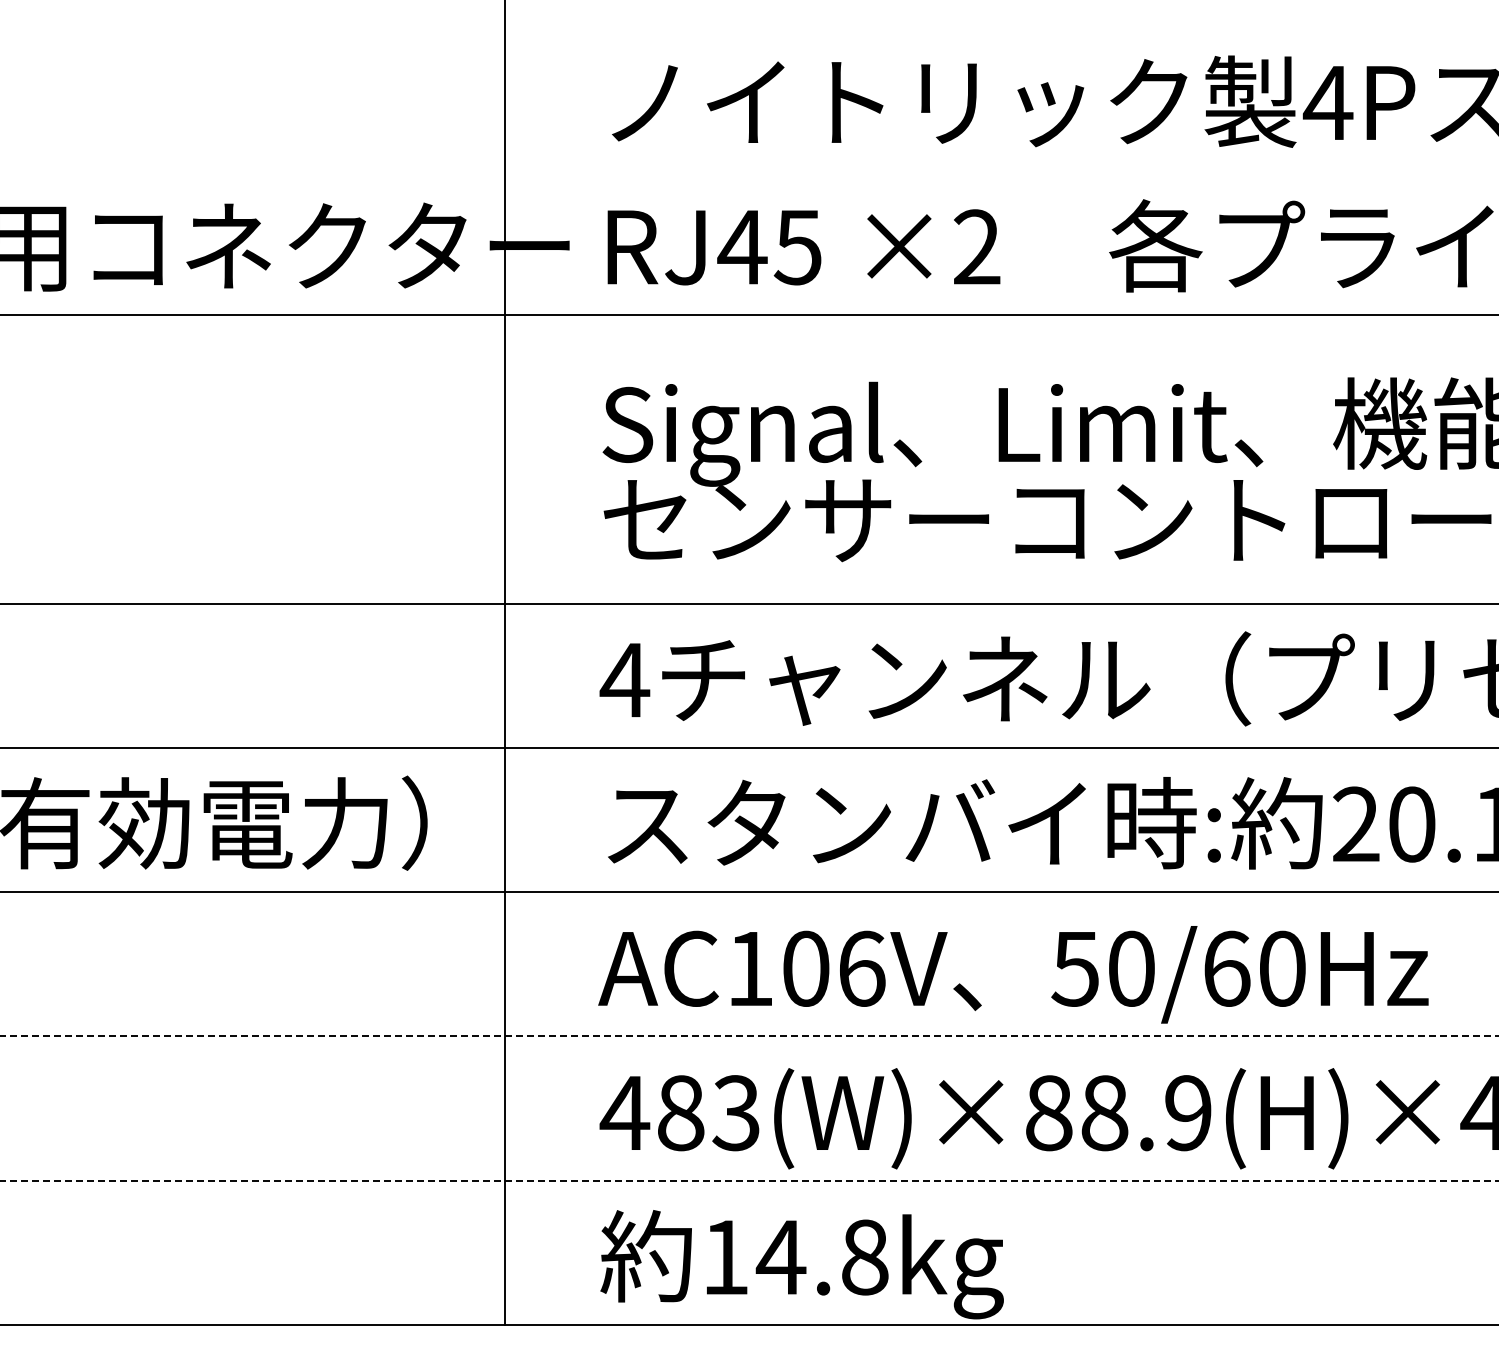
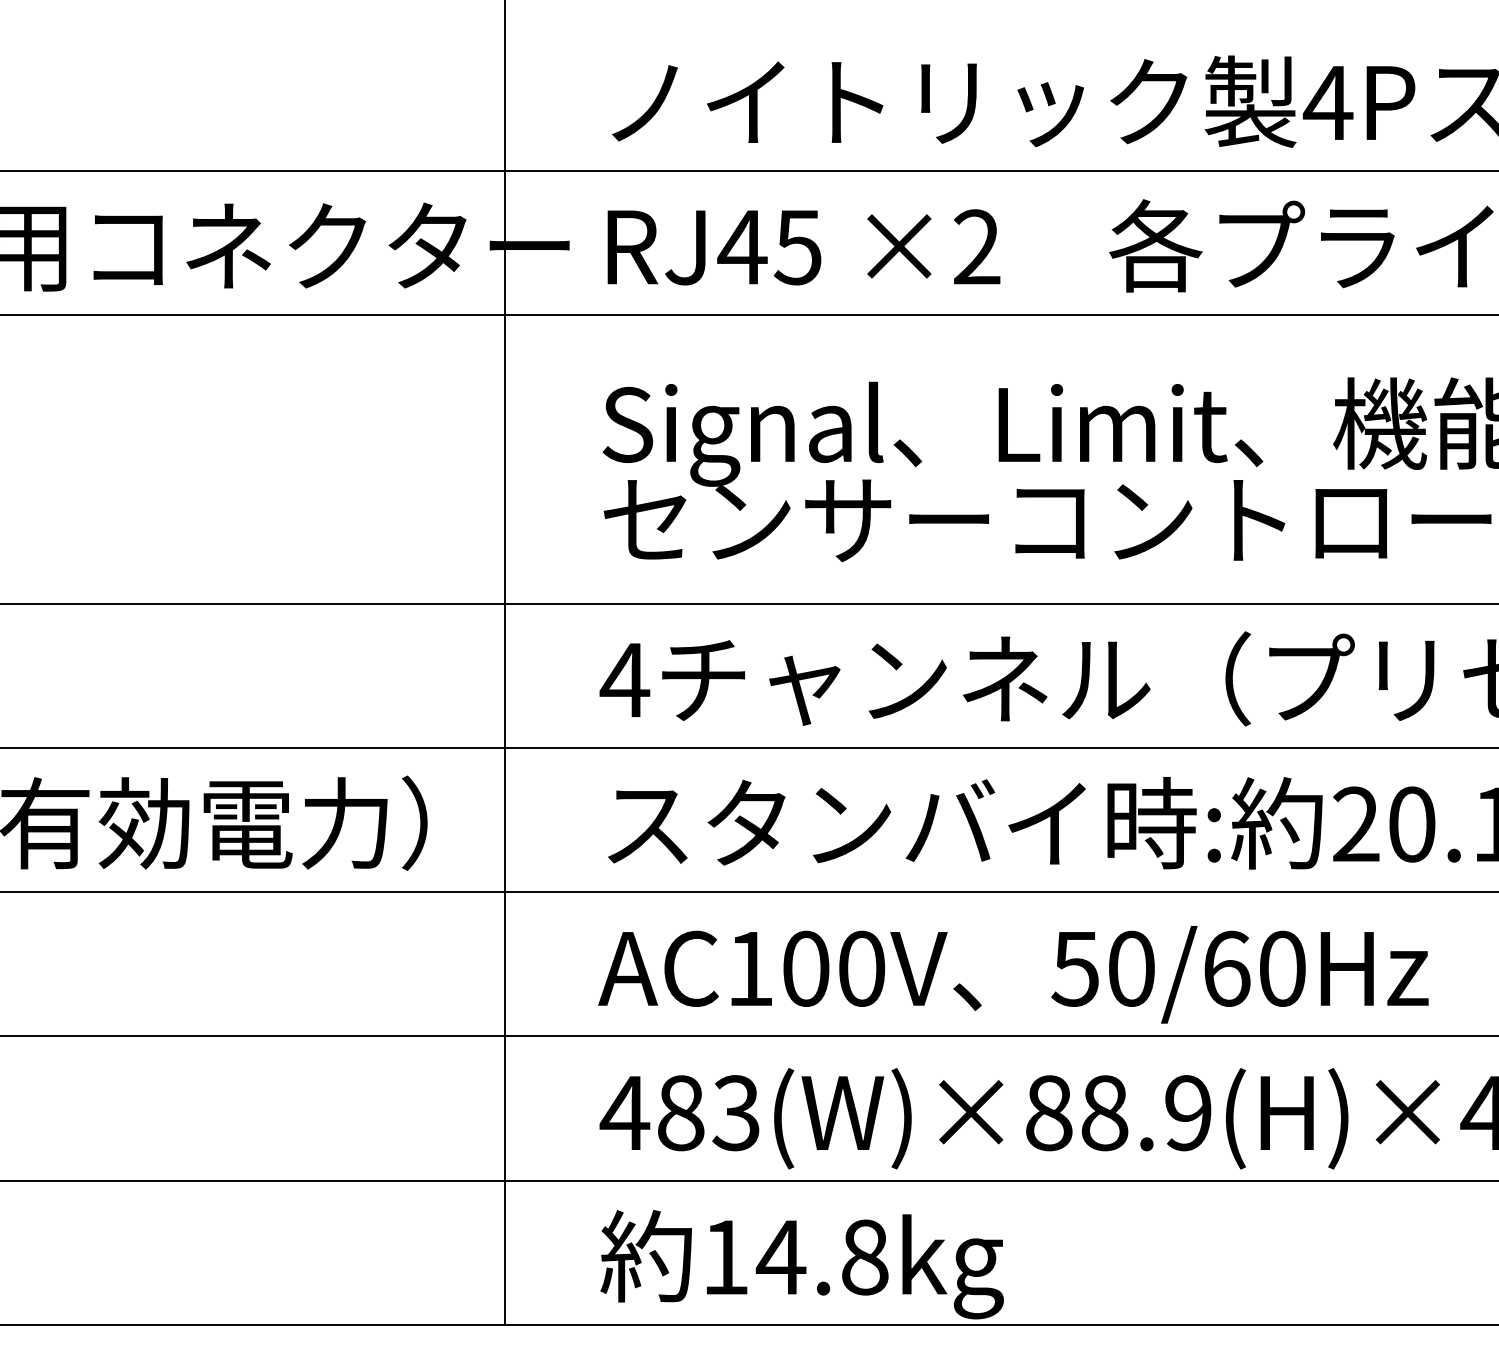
line: none -> present (748, 170)
text: AC106V -> AC100V (862, 968)
line: dashed -> solid (749, 1036)
line: dashed -> solid (749, 1180)
